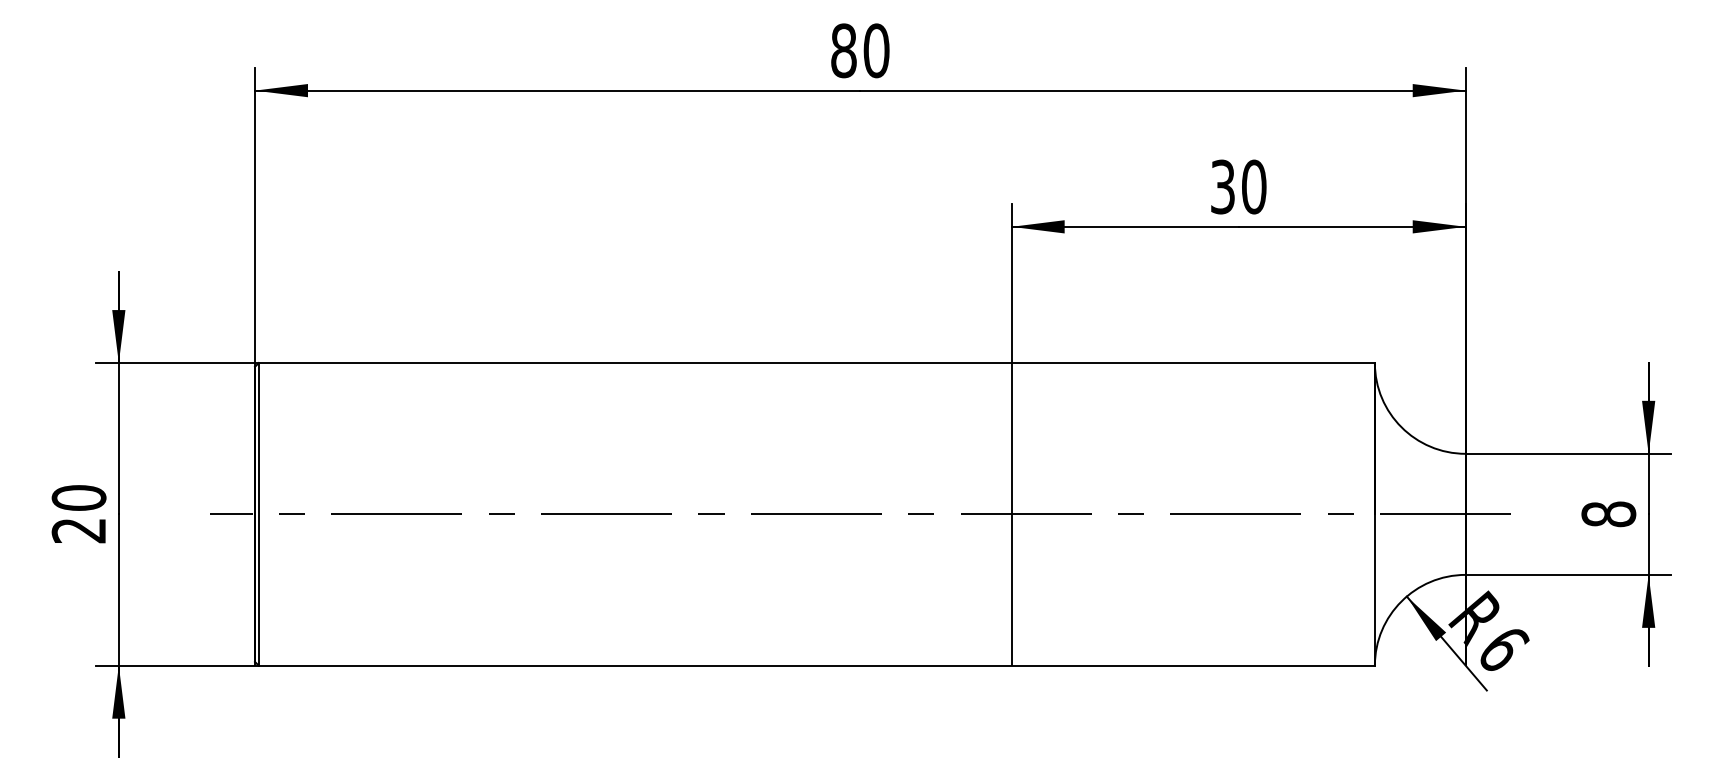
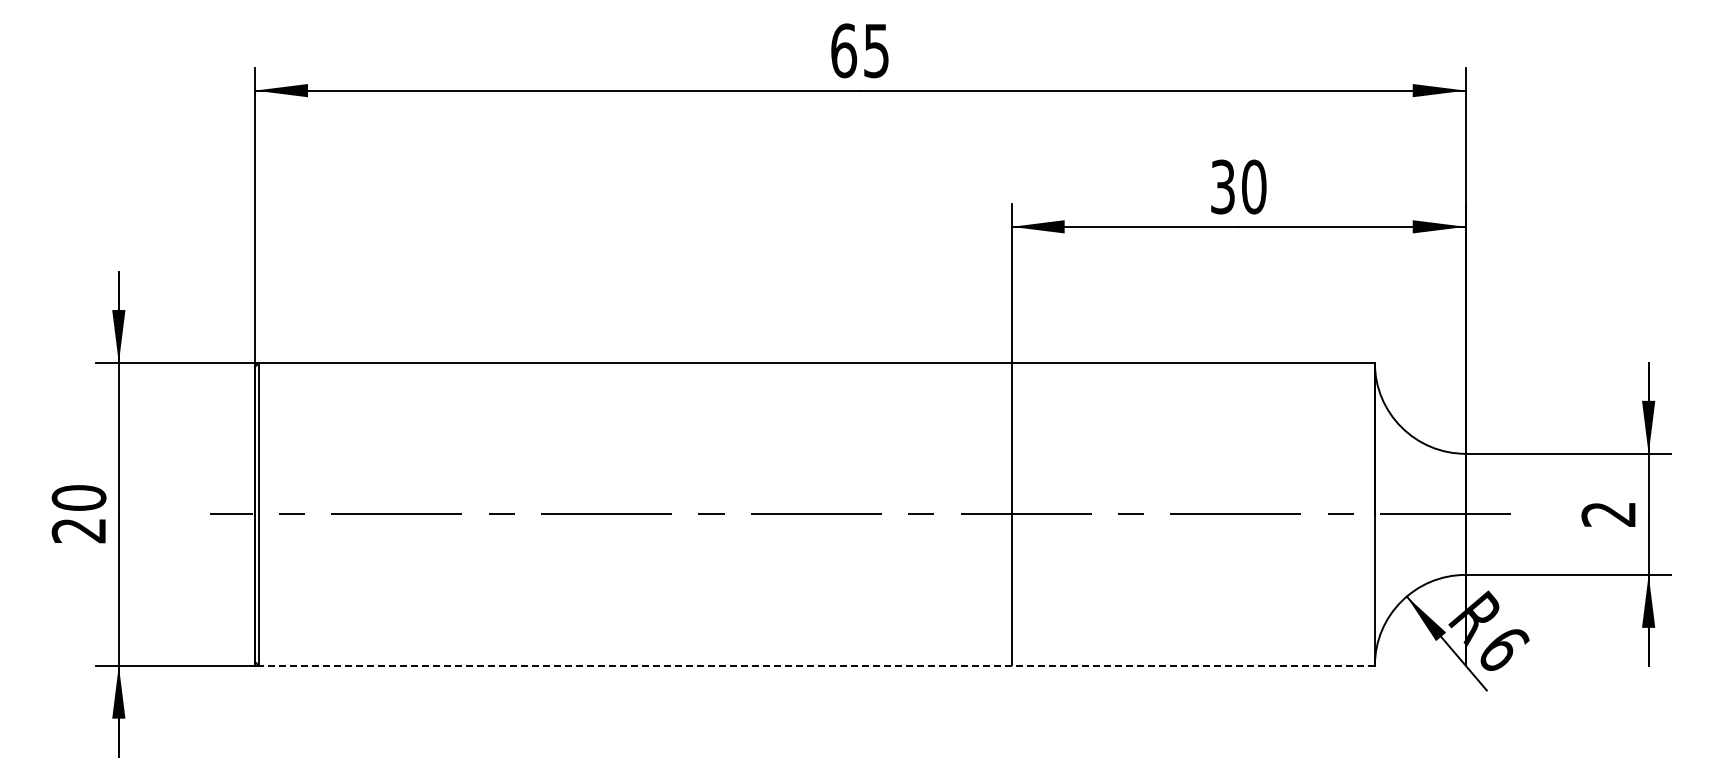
text: 80 -> 65 (860, 50)
text: 8 -> 2 (1608, 514)
line: solid -> dashed (816, 665)
